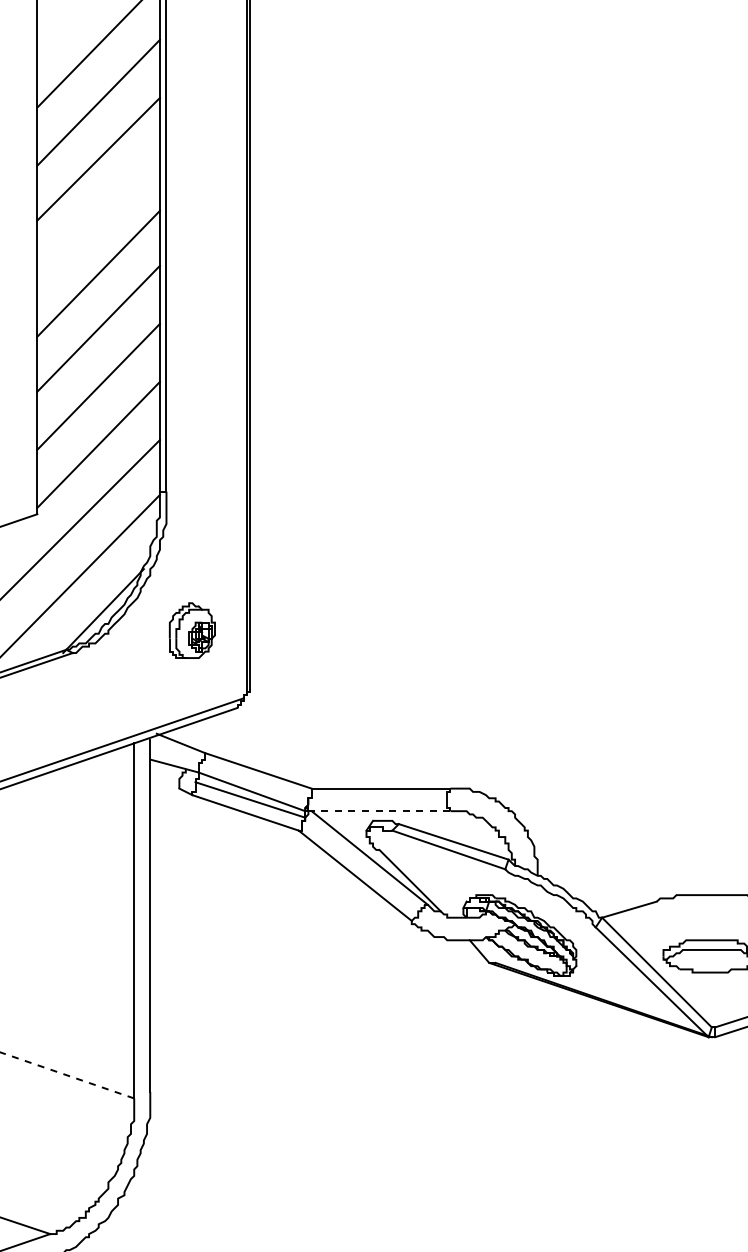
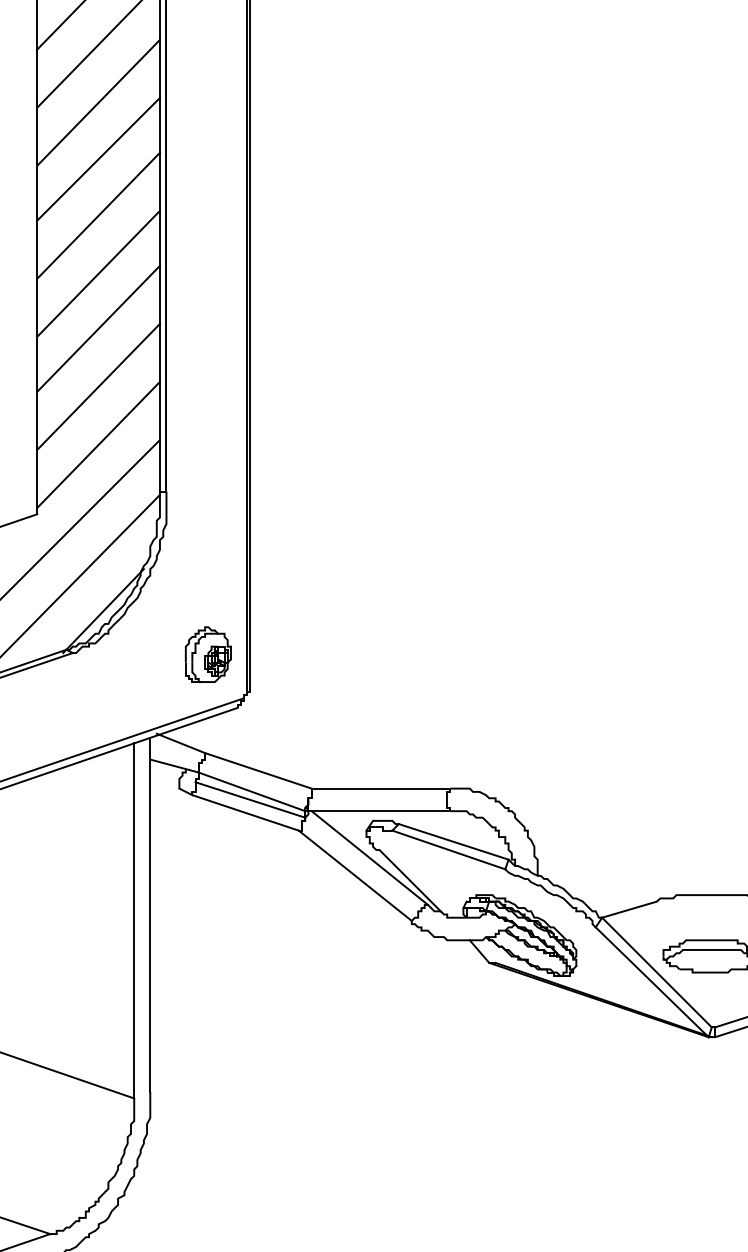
line: none -> present (60, 25)
line: none -> present (98, 215)
part position: (192, 630) -> (208, 654) (208, 654)
line: dashed -> solid (378, 811)
line: dashed -> solid (67, 1075)
